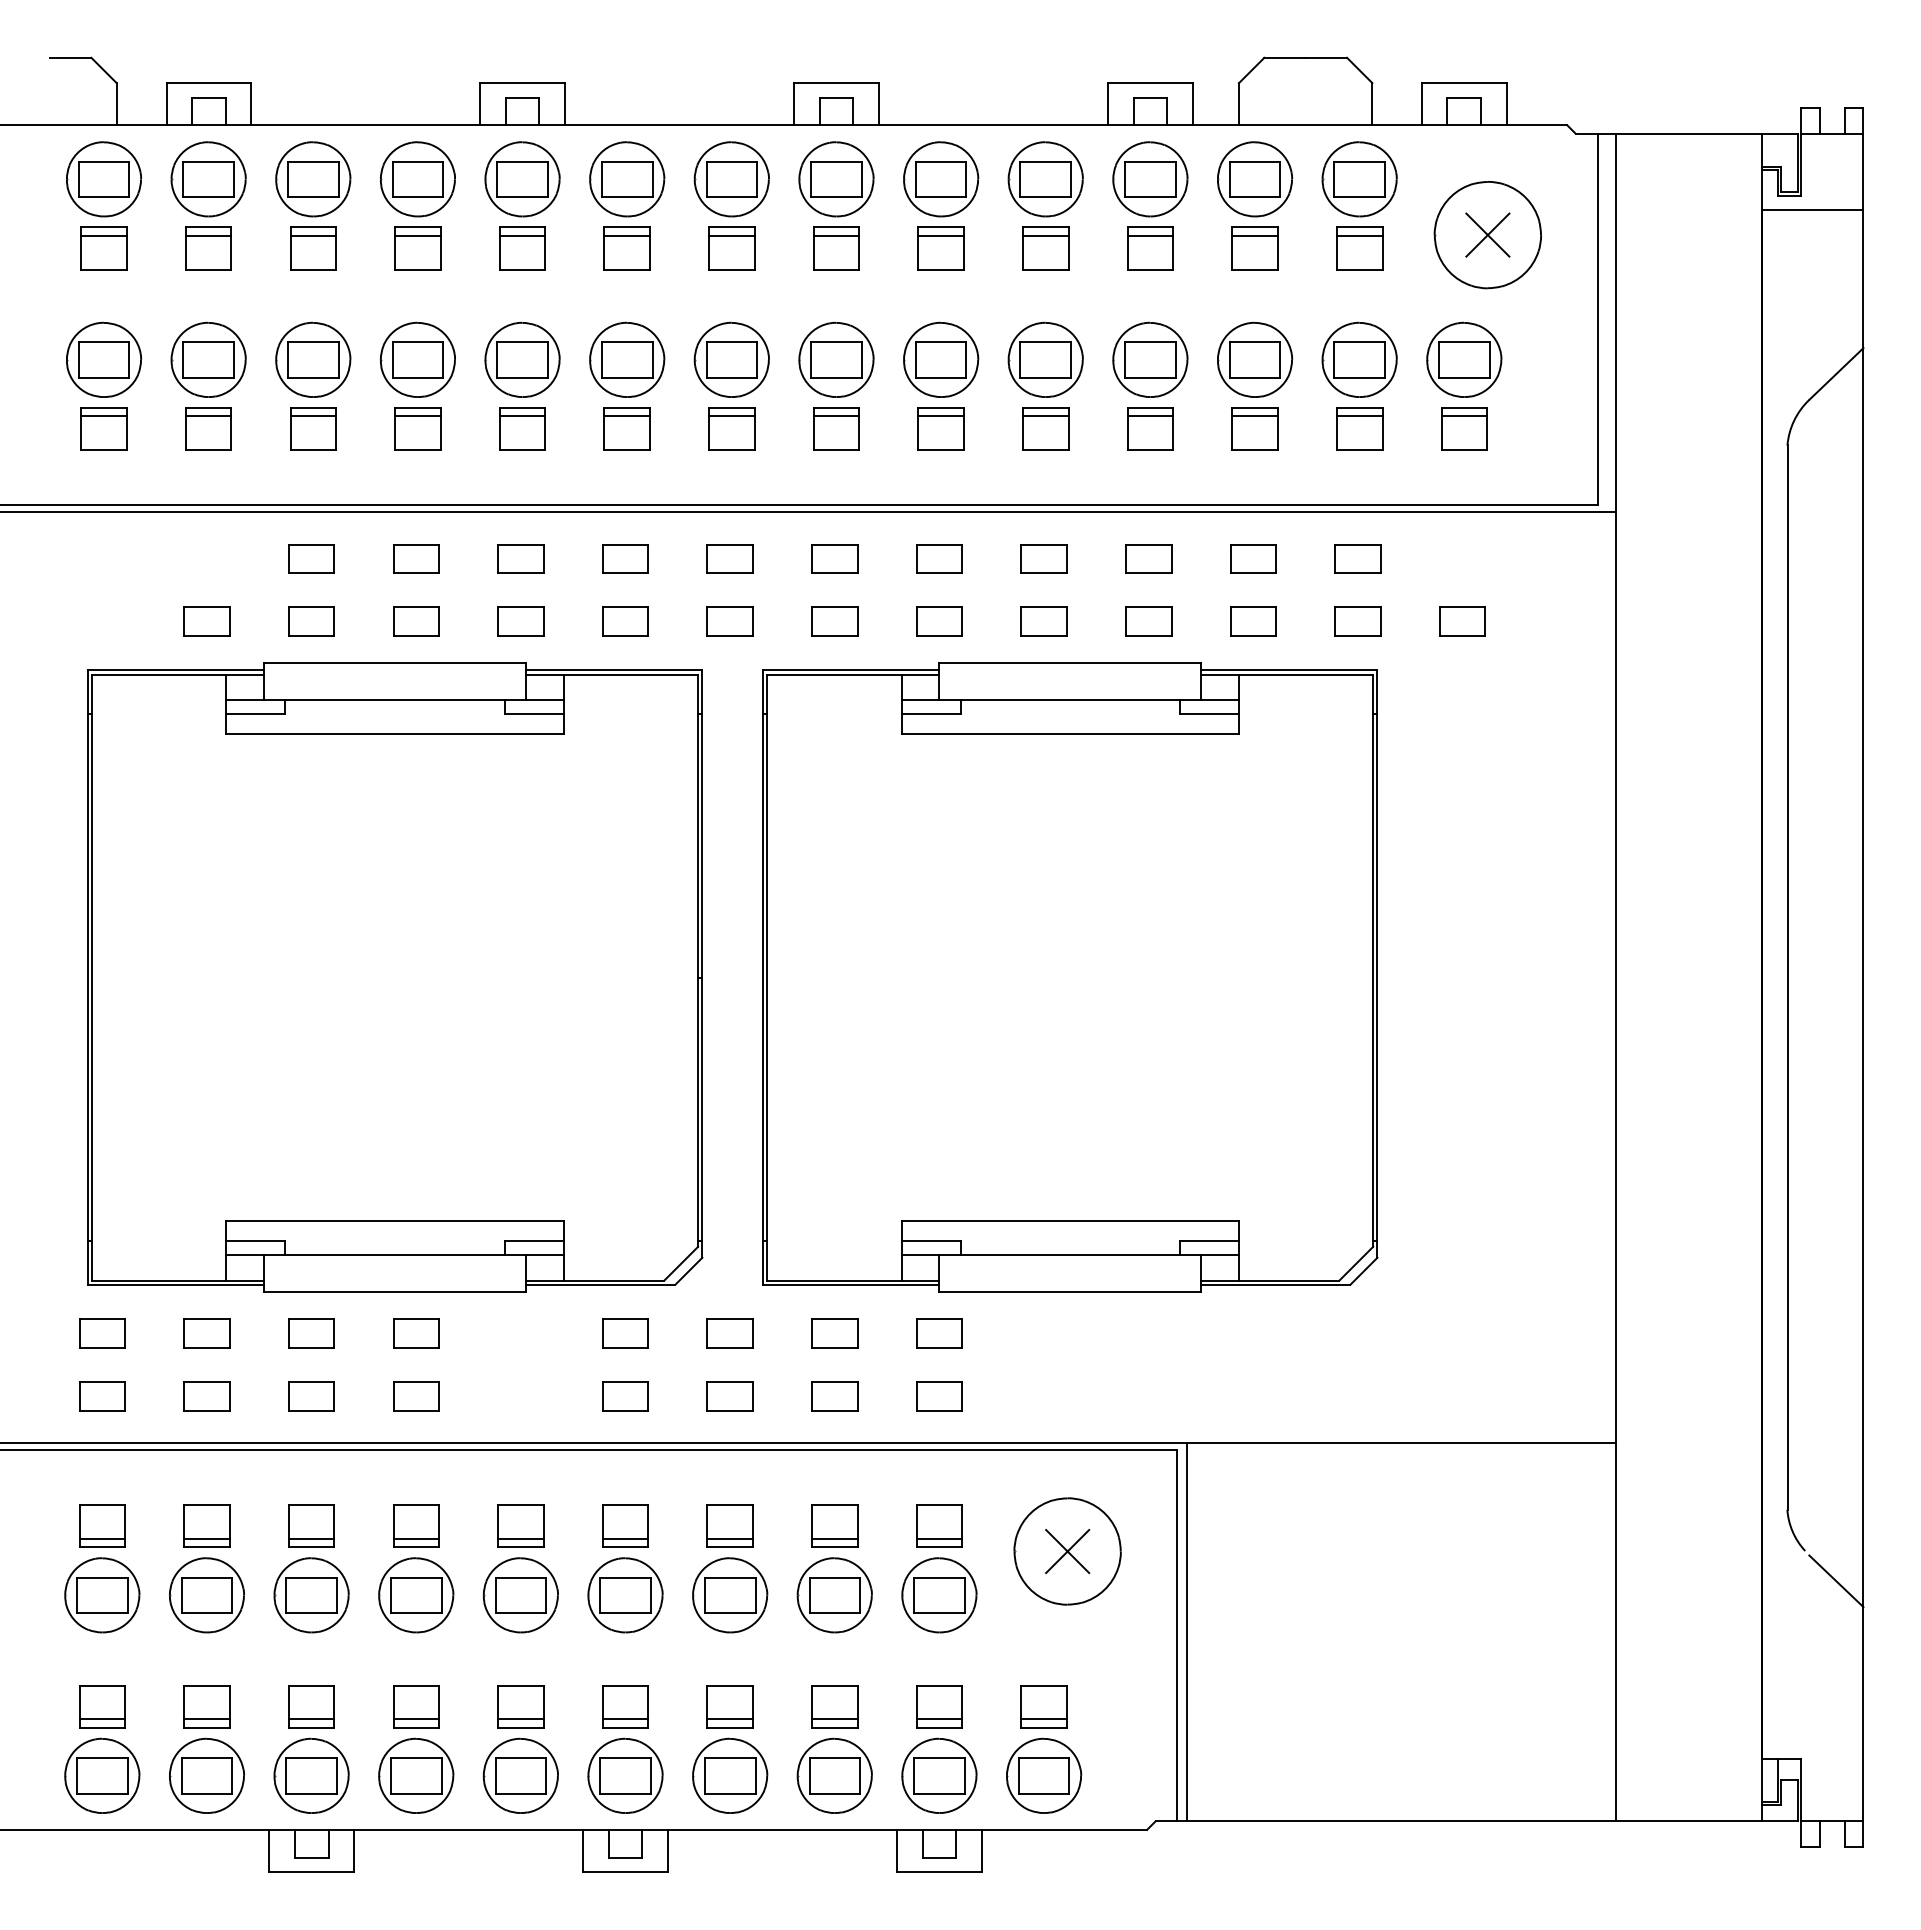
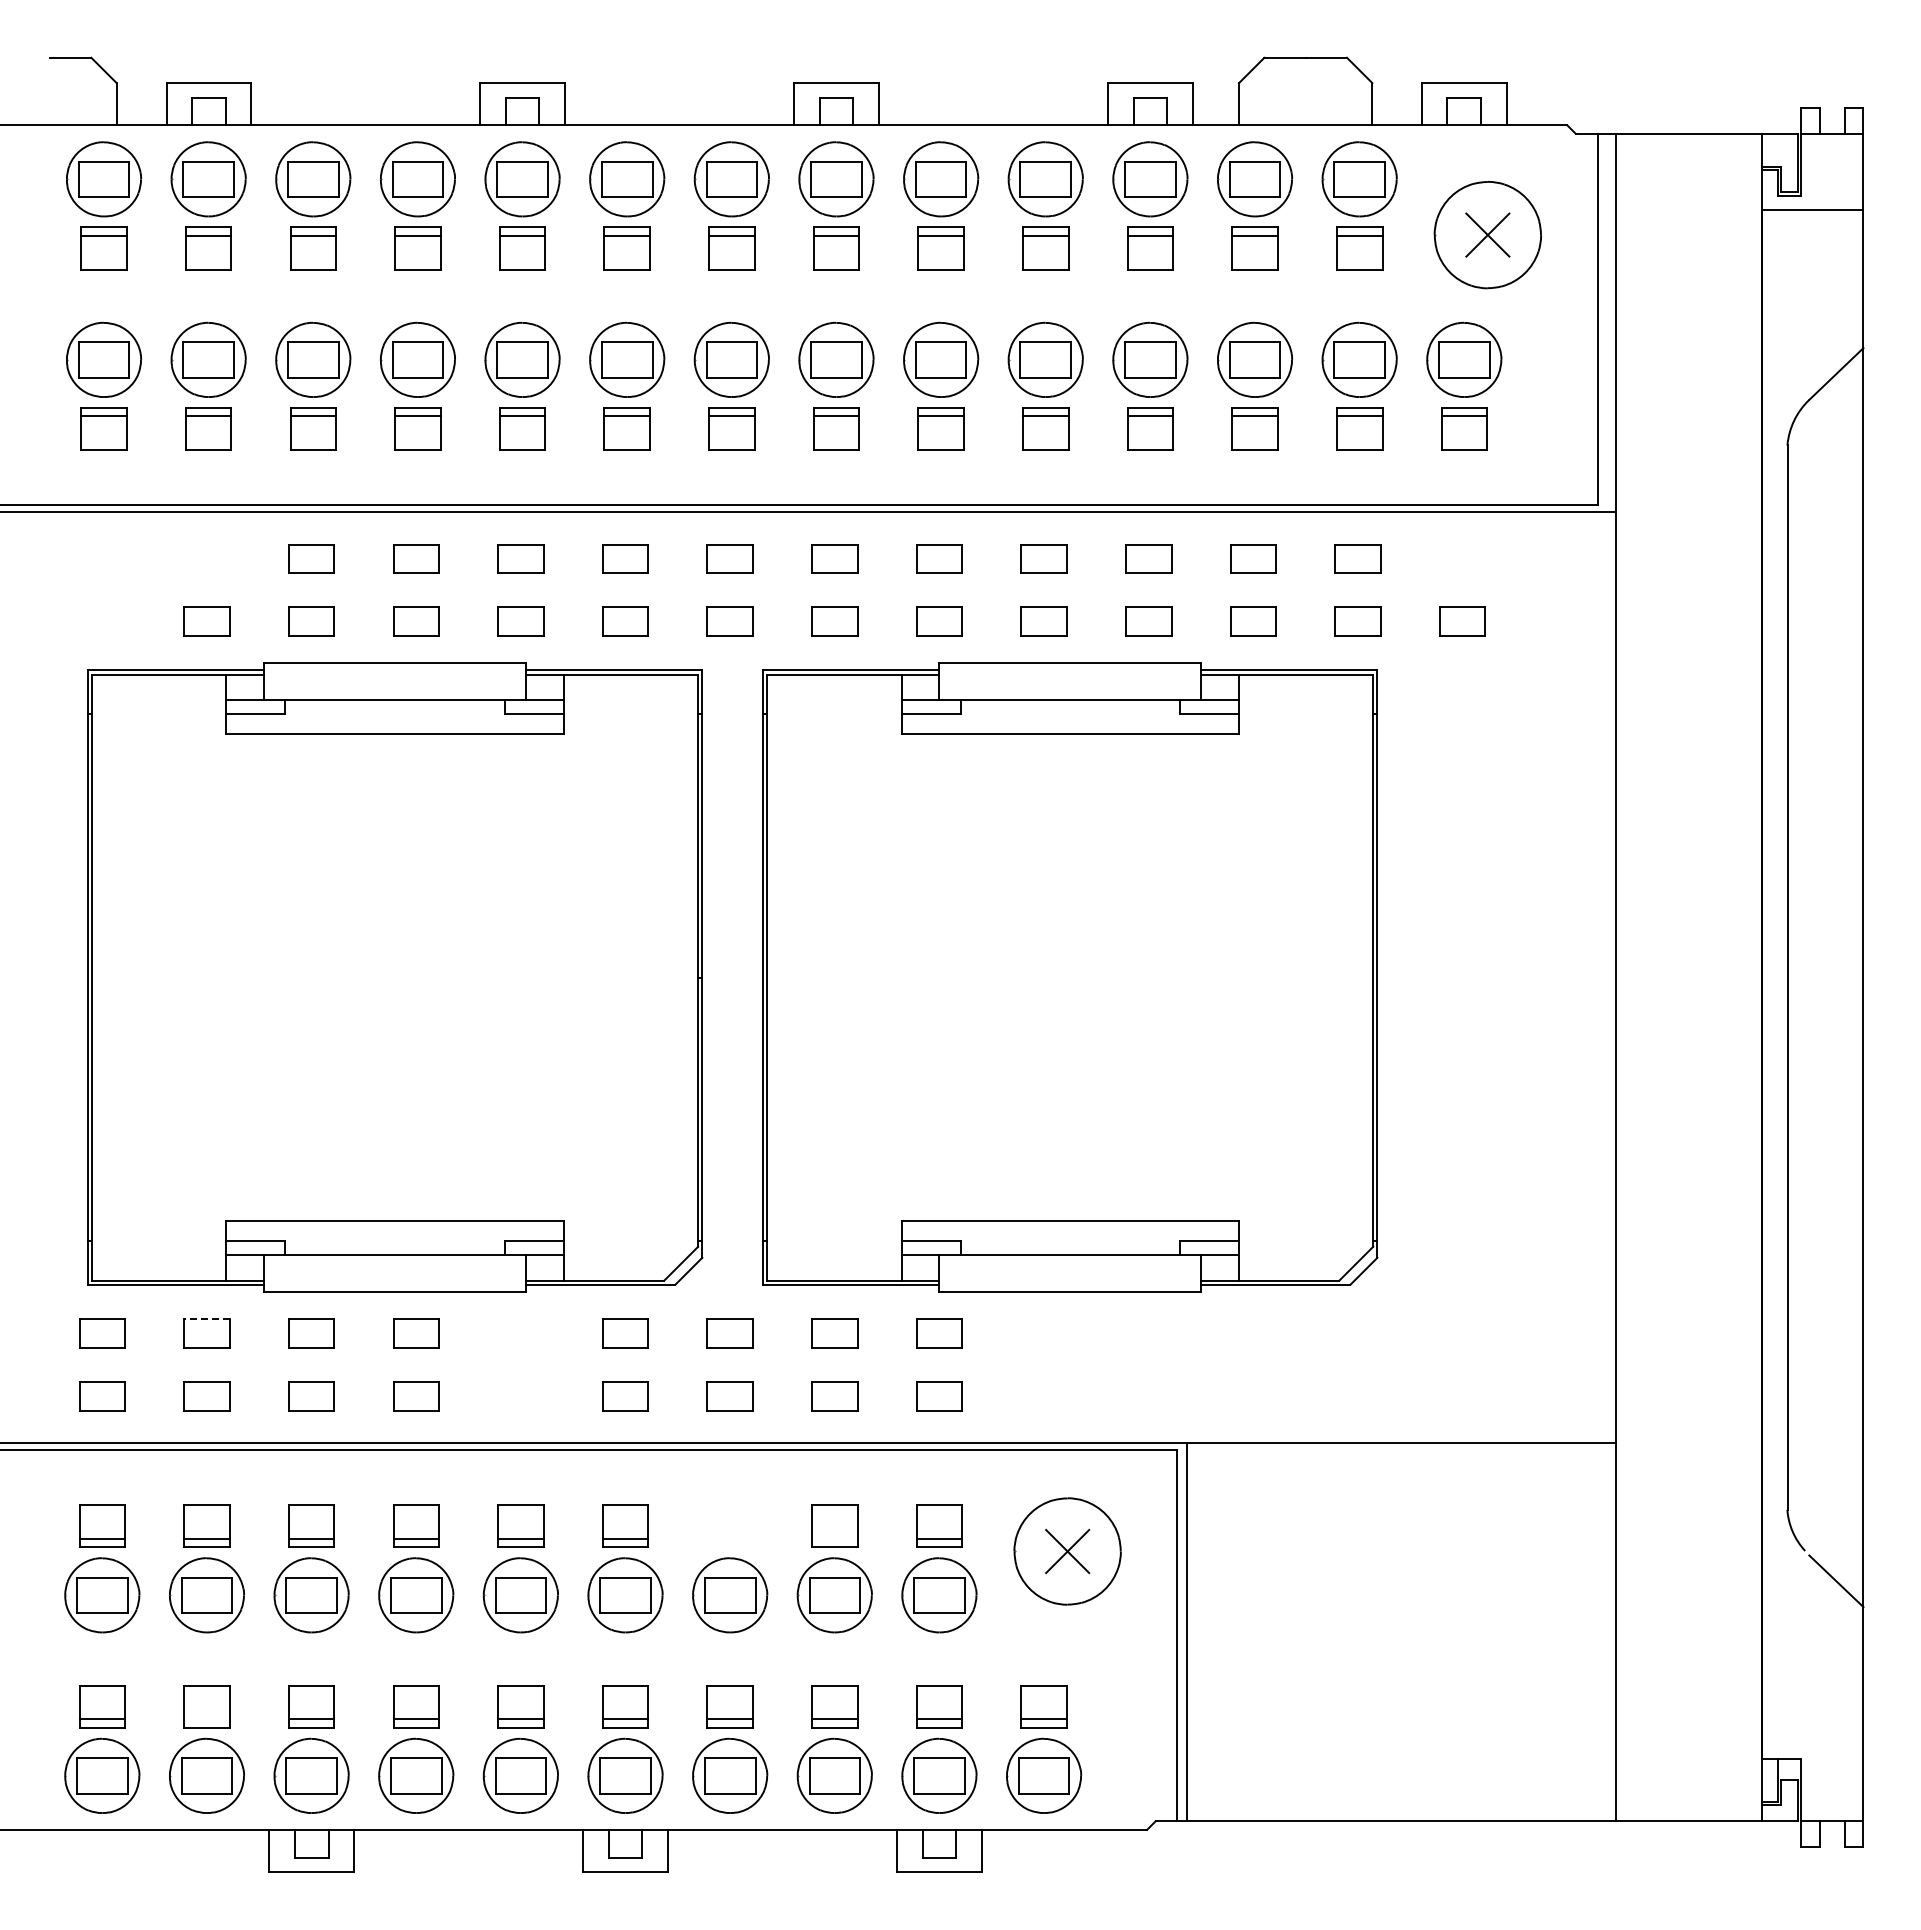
line: solid -> dashed (207, 1319)
part: present -> none (729, 1525)
line: present -> none (834, 1538)
line: present -> none (206, 1719)
